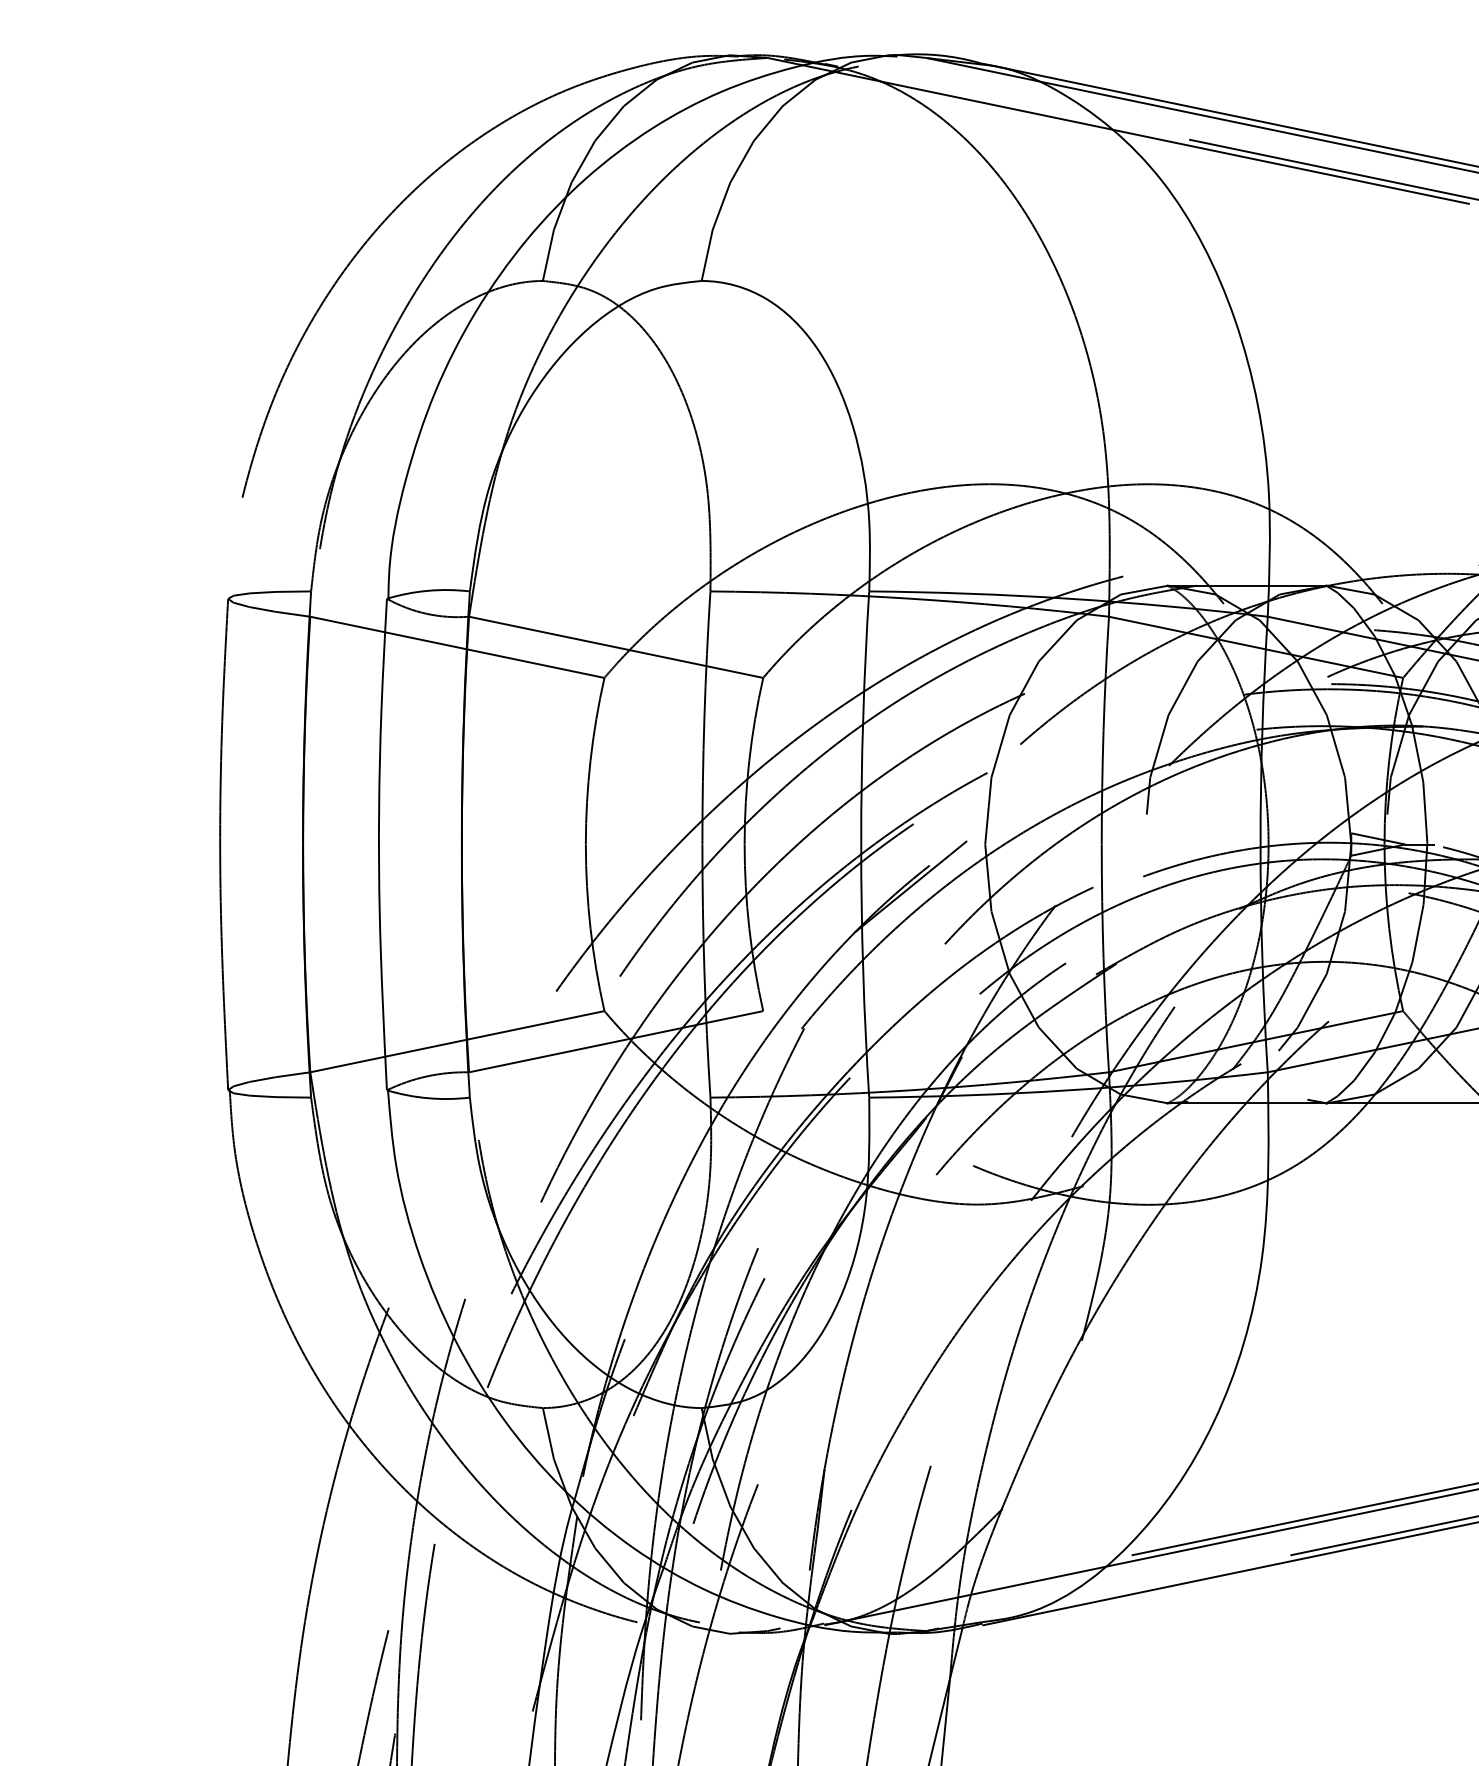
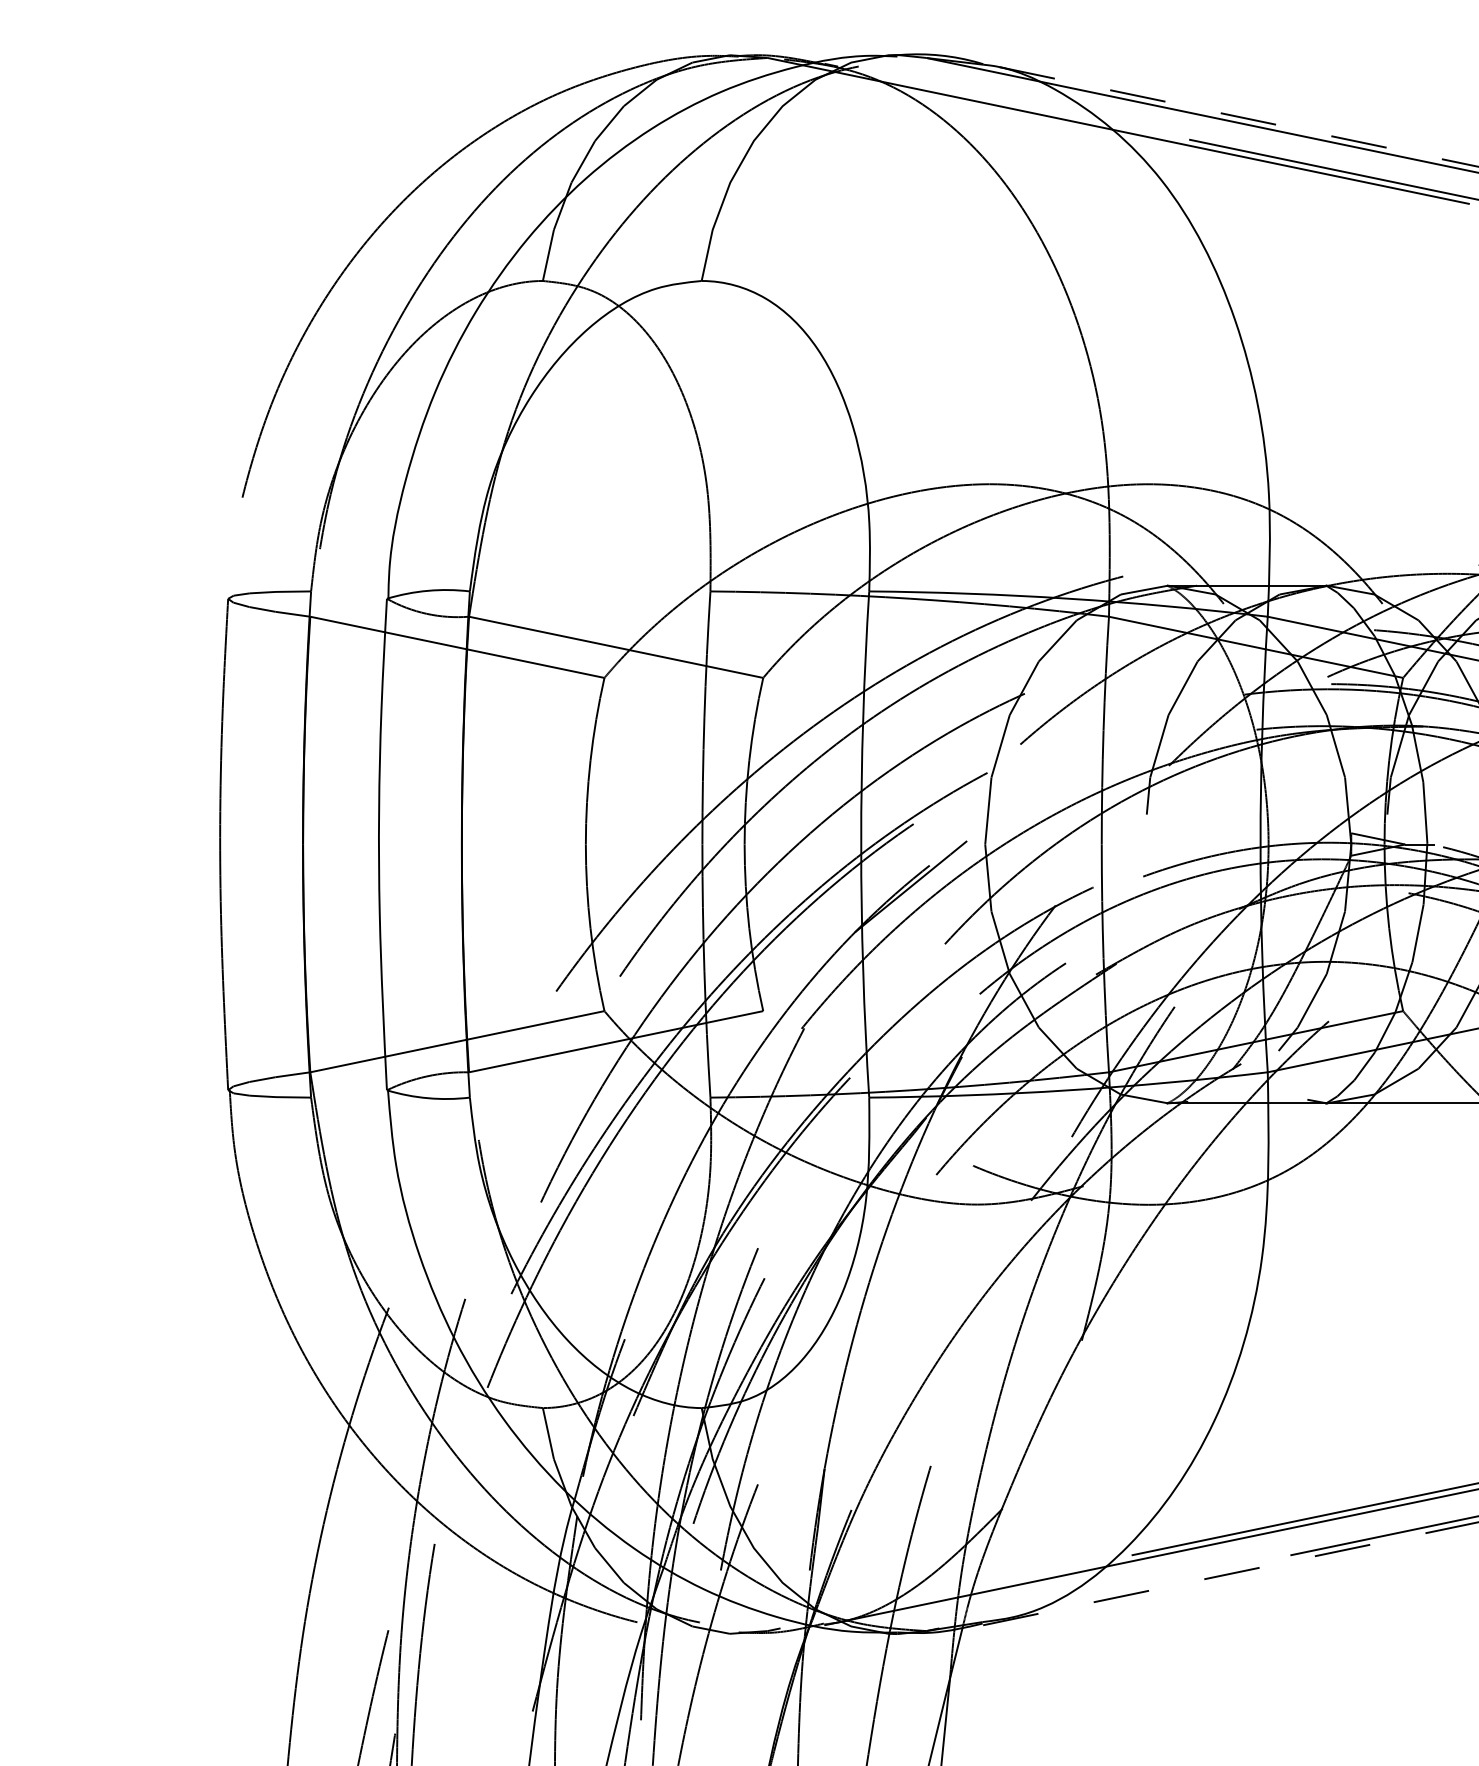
line: solid -> dashed (1230, 115)
line: solid -> dashed (1230, 1573)
